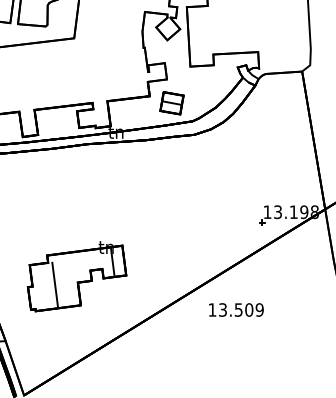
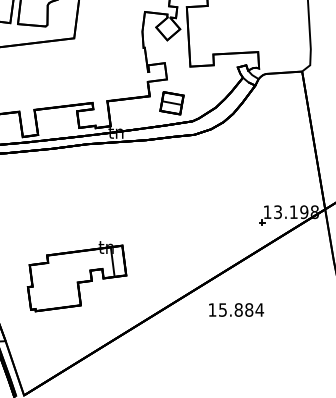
line: present -> none (55, 284)
text: 13.509 -> 15.884 (241, 309)
